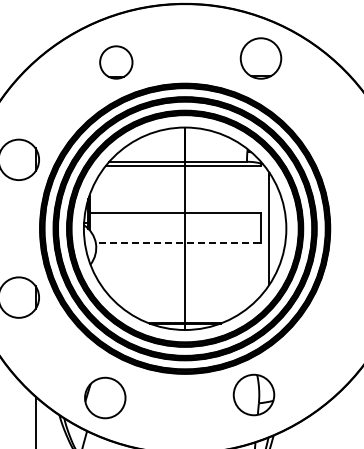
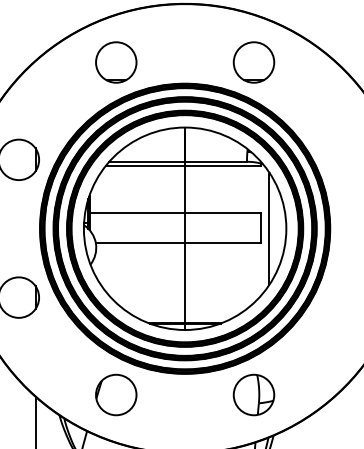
part position: (260, 58) -> (253, 62) (253, 62)
part size: 35x35 px -> 43x43 px (116, 62)
line: dashed -> solid (177, 243)
part position: (105, 397) -> (116, 394) (116, 394)
